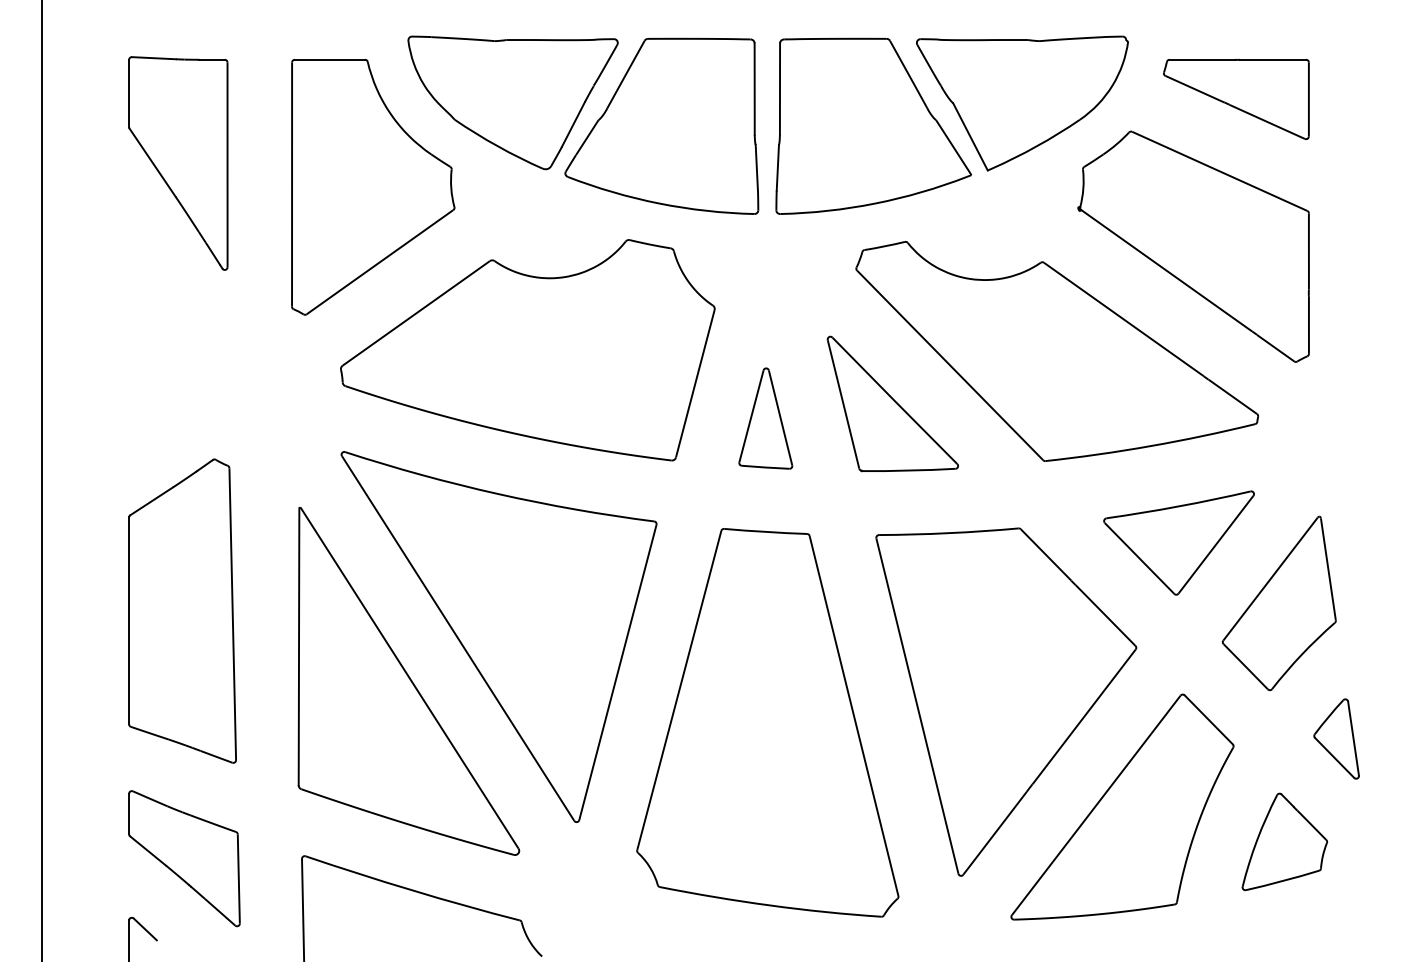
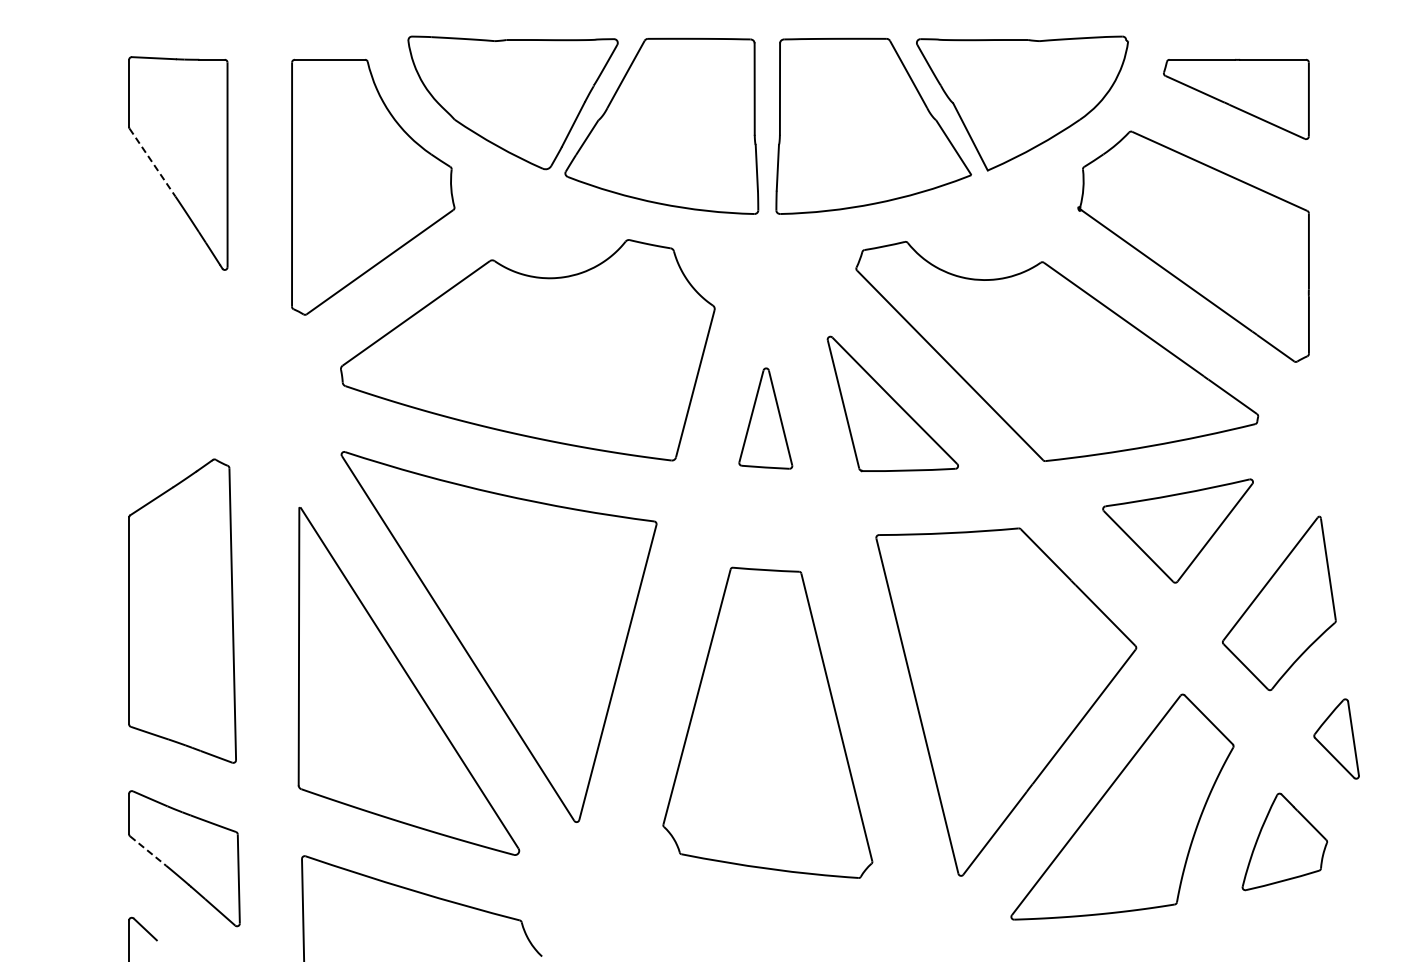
line: solid -> dashed (152, 162)
line: present -> none (42, 480)
part position: (1178, 542) -> (1177, 530) (1177, 530)
part size: 264x390 px -> 212x313 px (767, 722)
line: solid -> dashed (148, 851)
